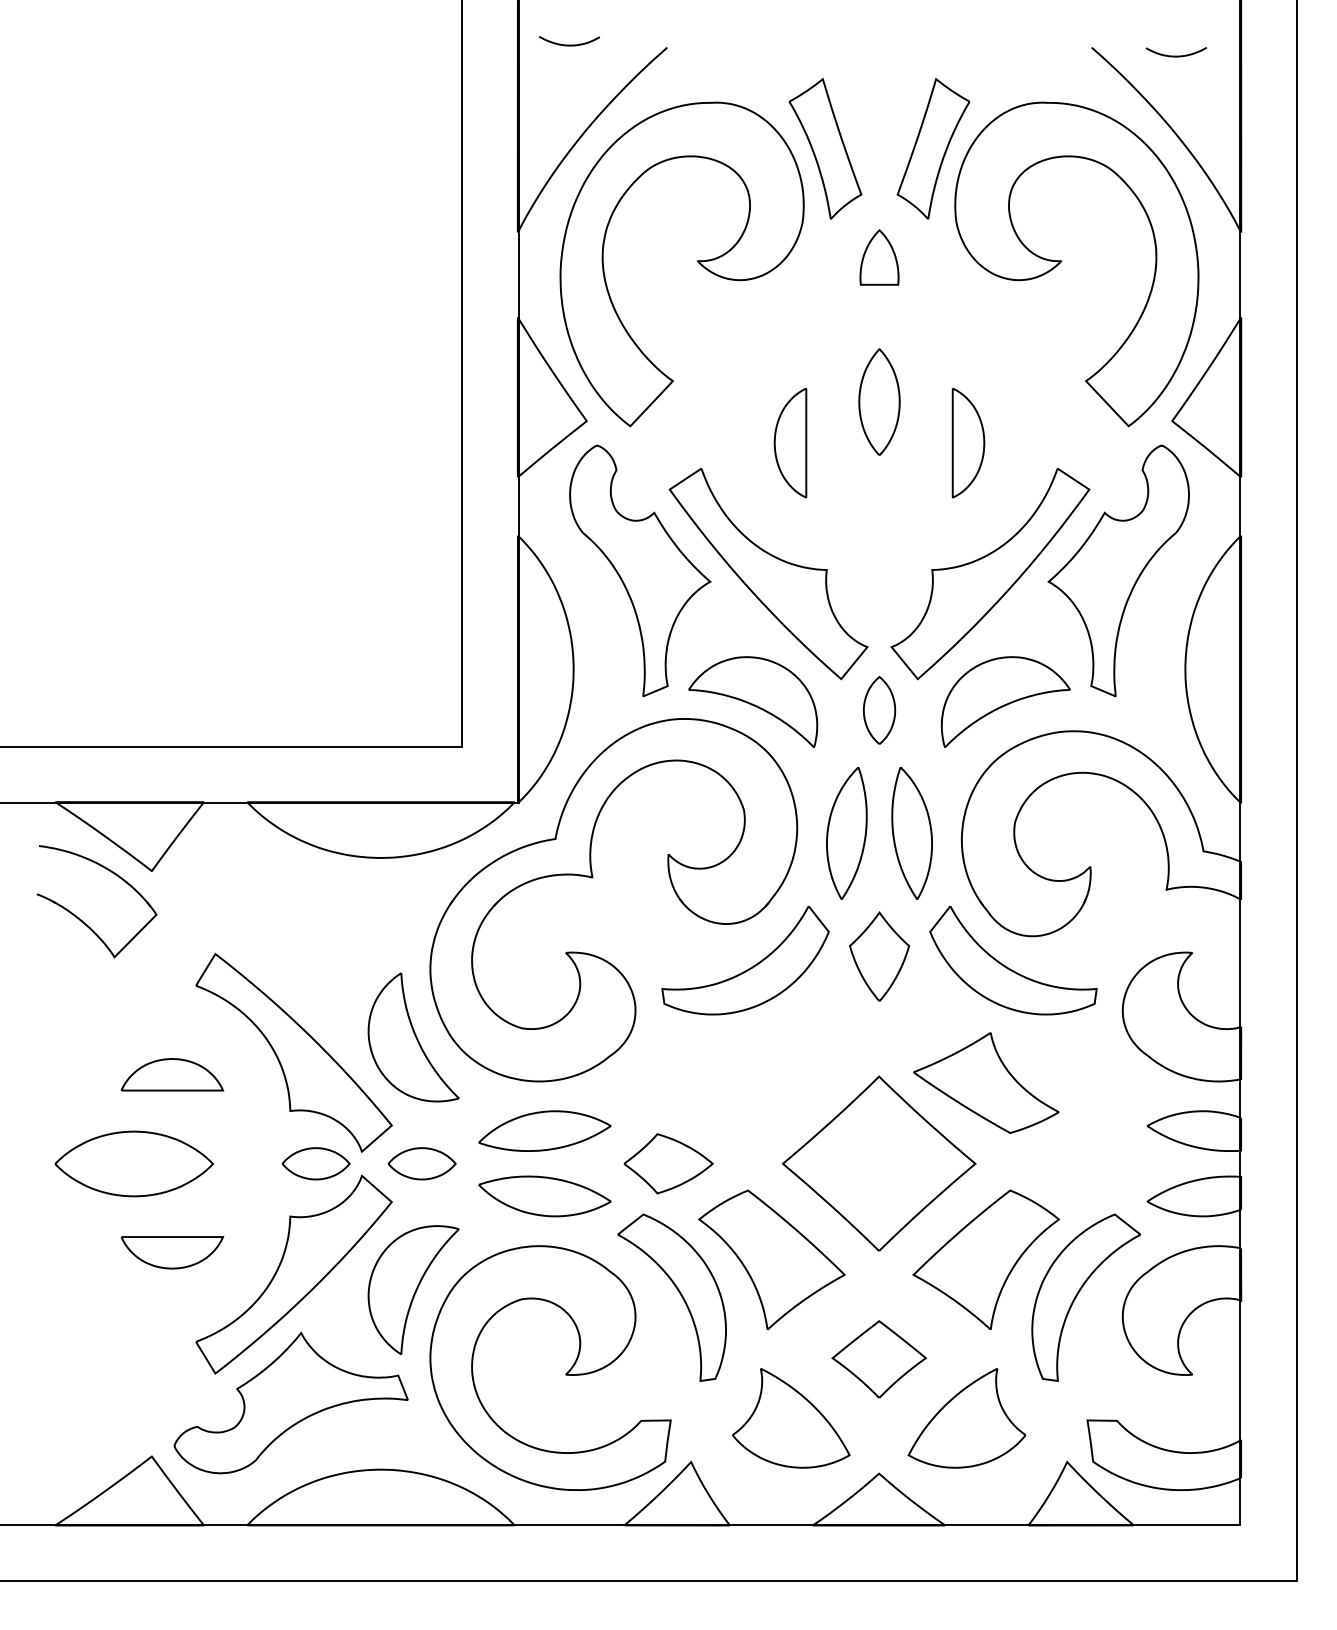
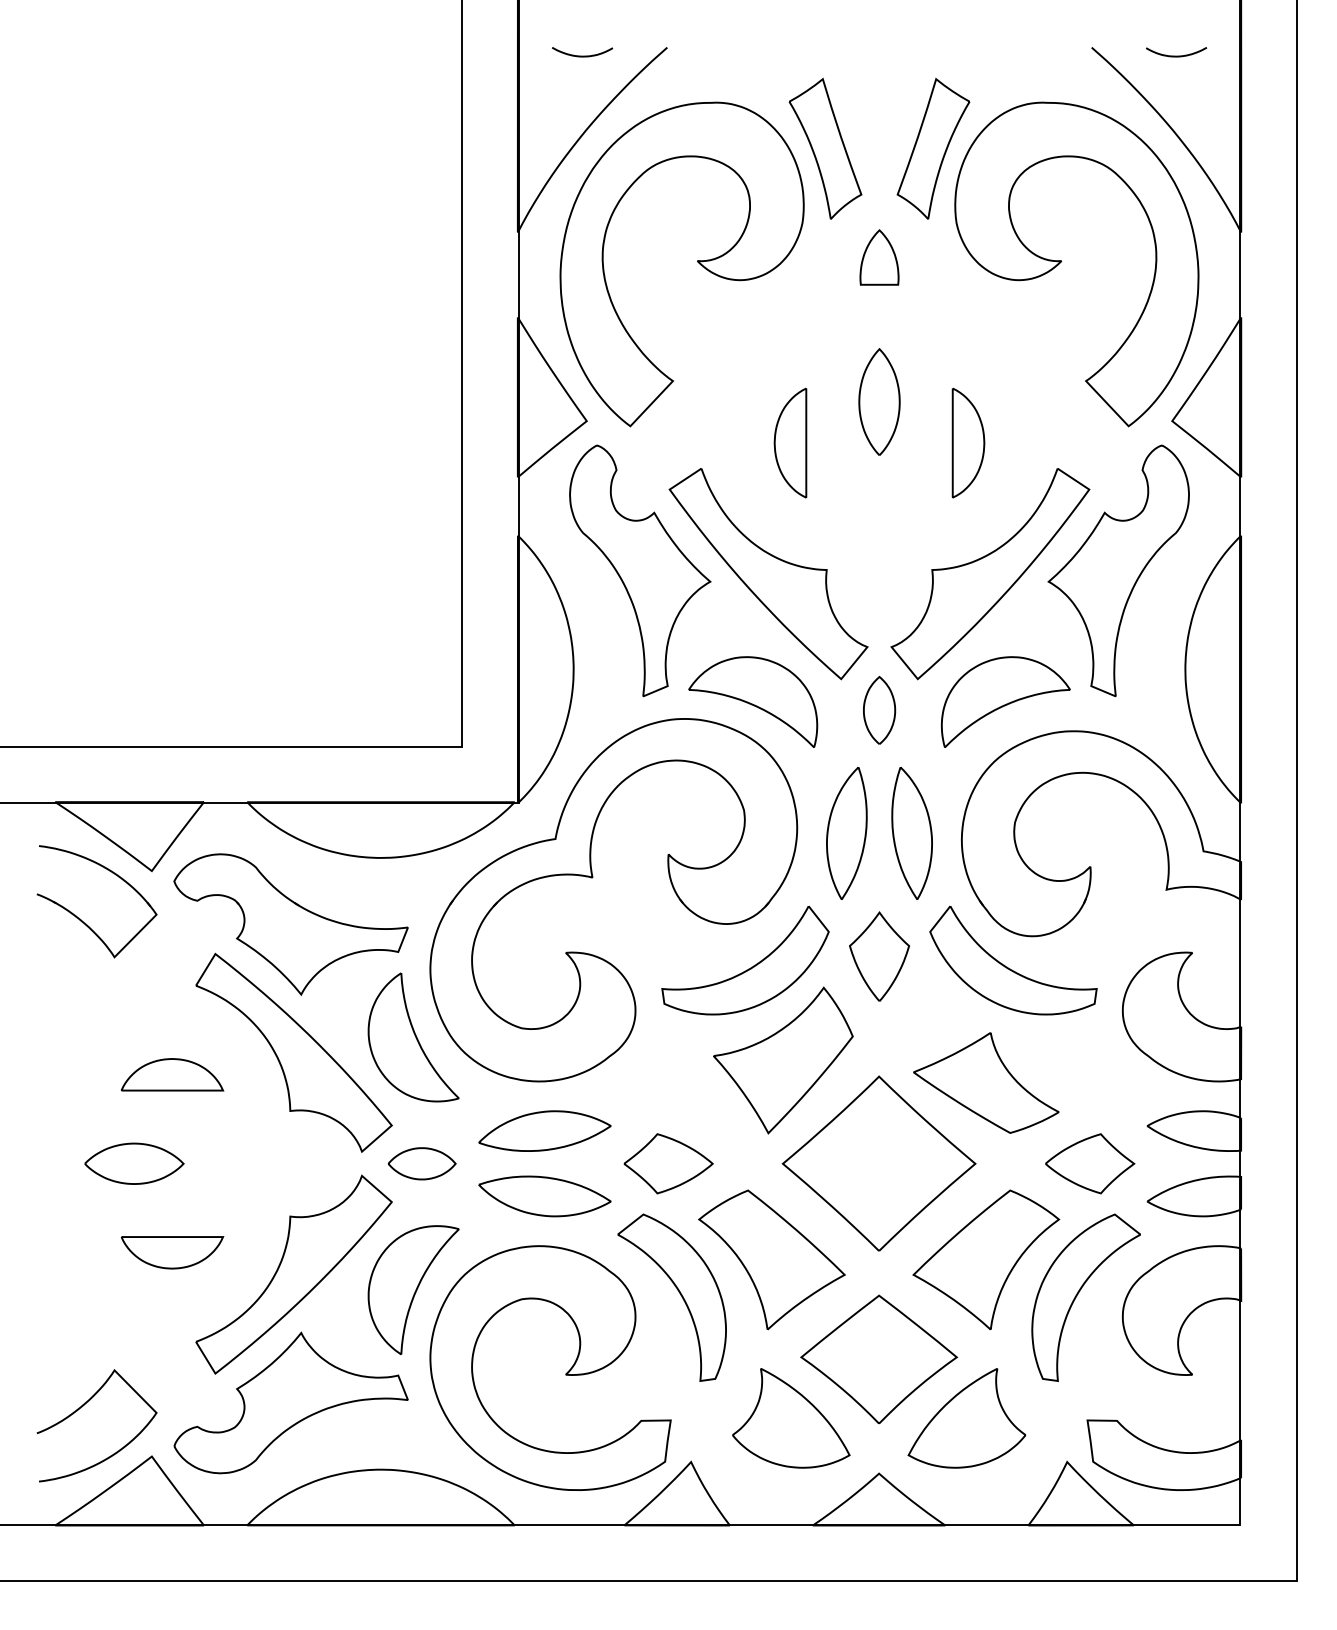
curve position: (569, 44) -> (582, 55) (582, 55)
part: none -> present (290, 924)
part: none -> present (783, 1060)
part size: 160x68 px -> 101x43 px (134, 1163)
part: present -> none (316, 1163)
part: none -> present (1090, 1163)
part size: 97x79 px -> 159x131 px (879, 1359)
curve: none -> present (82, 1407)
